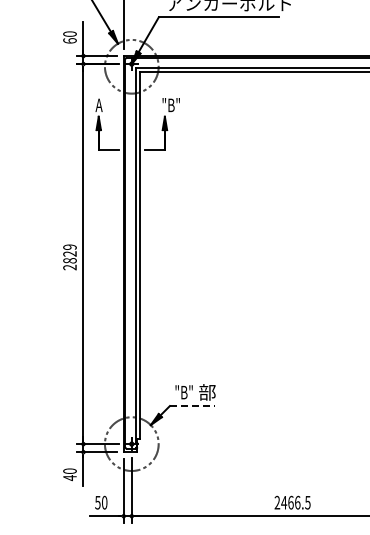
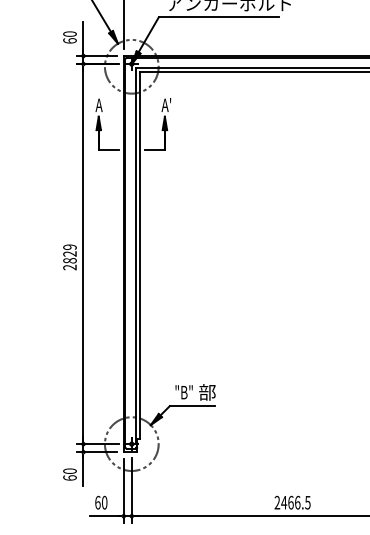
text: "B" -> A' (170, 105)
line: dashed -> solid (192, 406)
text: 40 -> 60 (69, 478)
text: 50 -> 60 (97, 502)
